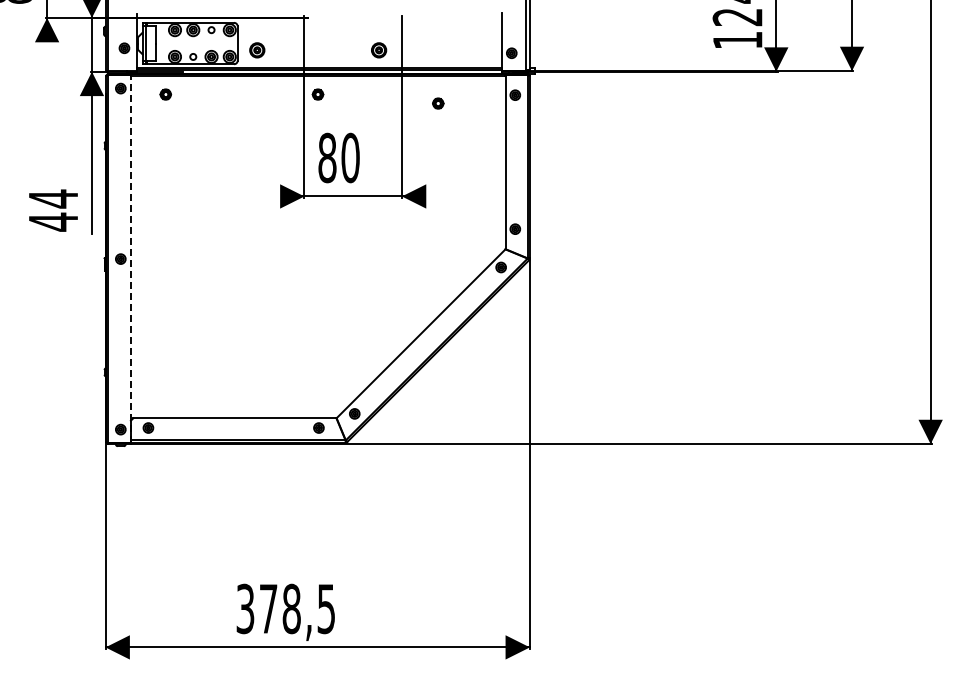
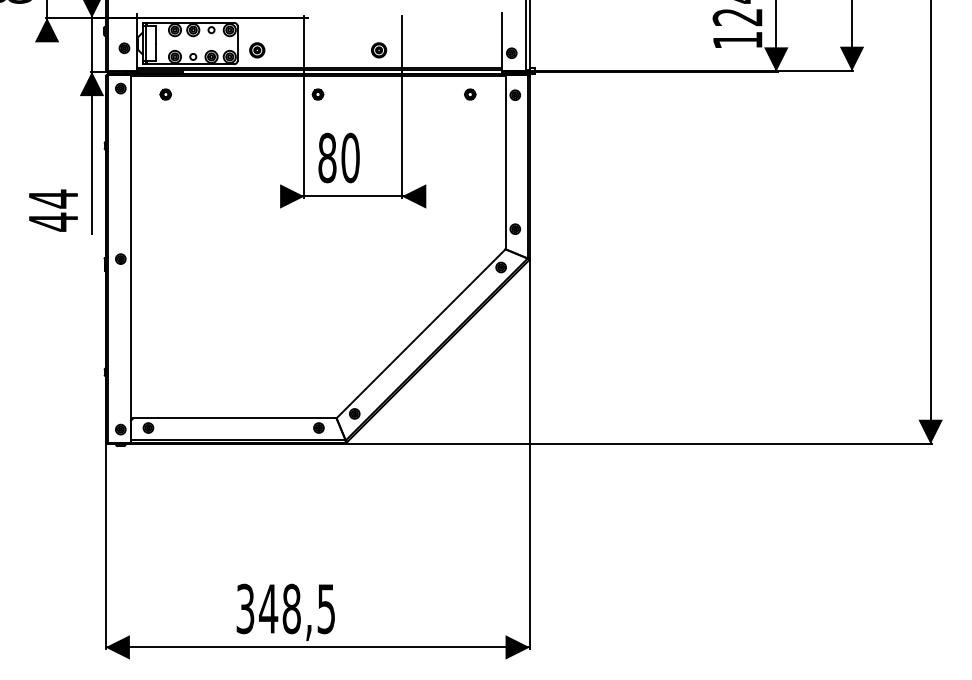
part position: (438, 103) -> (470, 94) (470, 94)
line: dashed -> solid (130, 259)
text: 378,5 -> 348,5 (268, 608)
